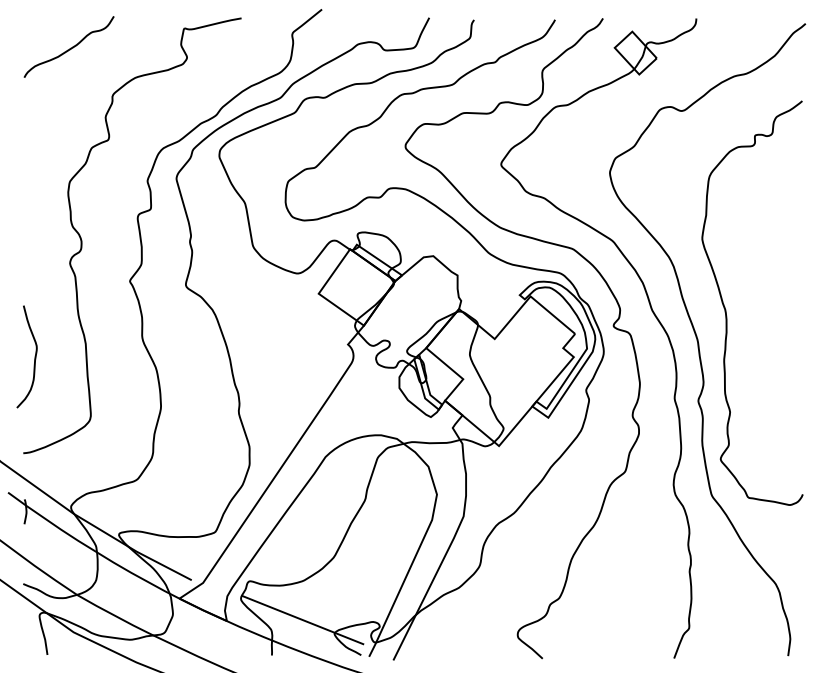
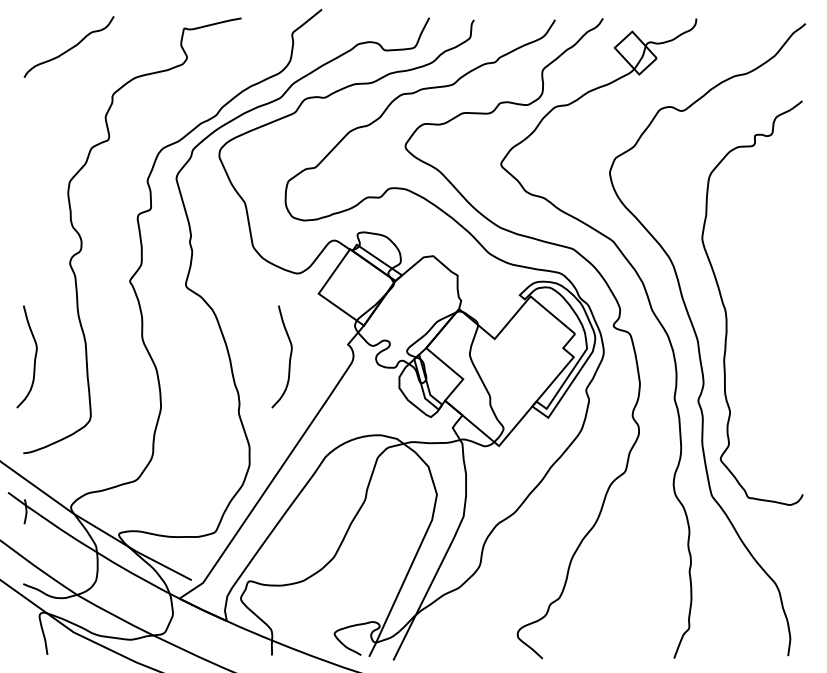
curve: none -> present (289, 356)
line: present -> none (302, 620)
